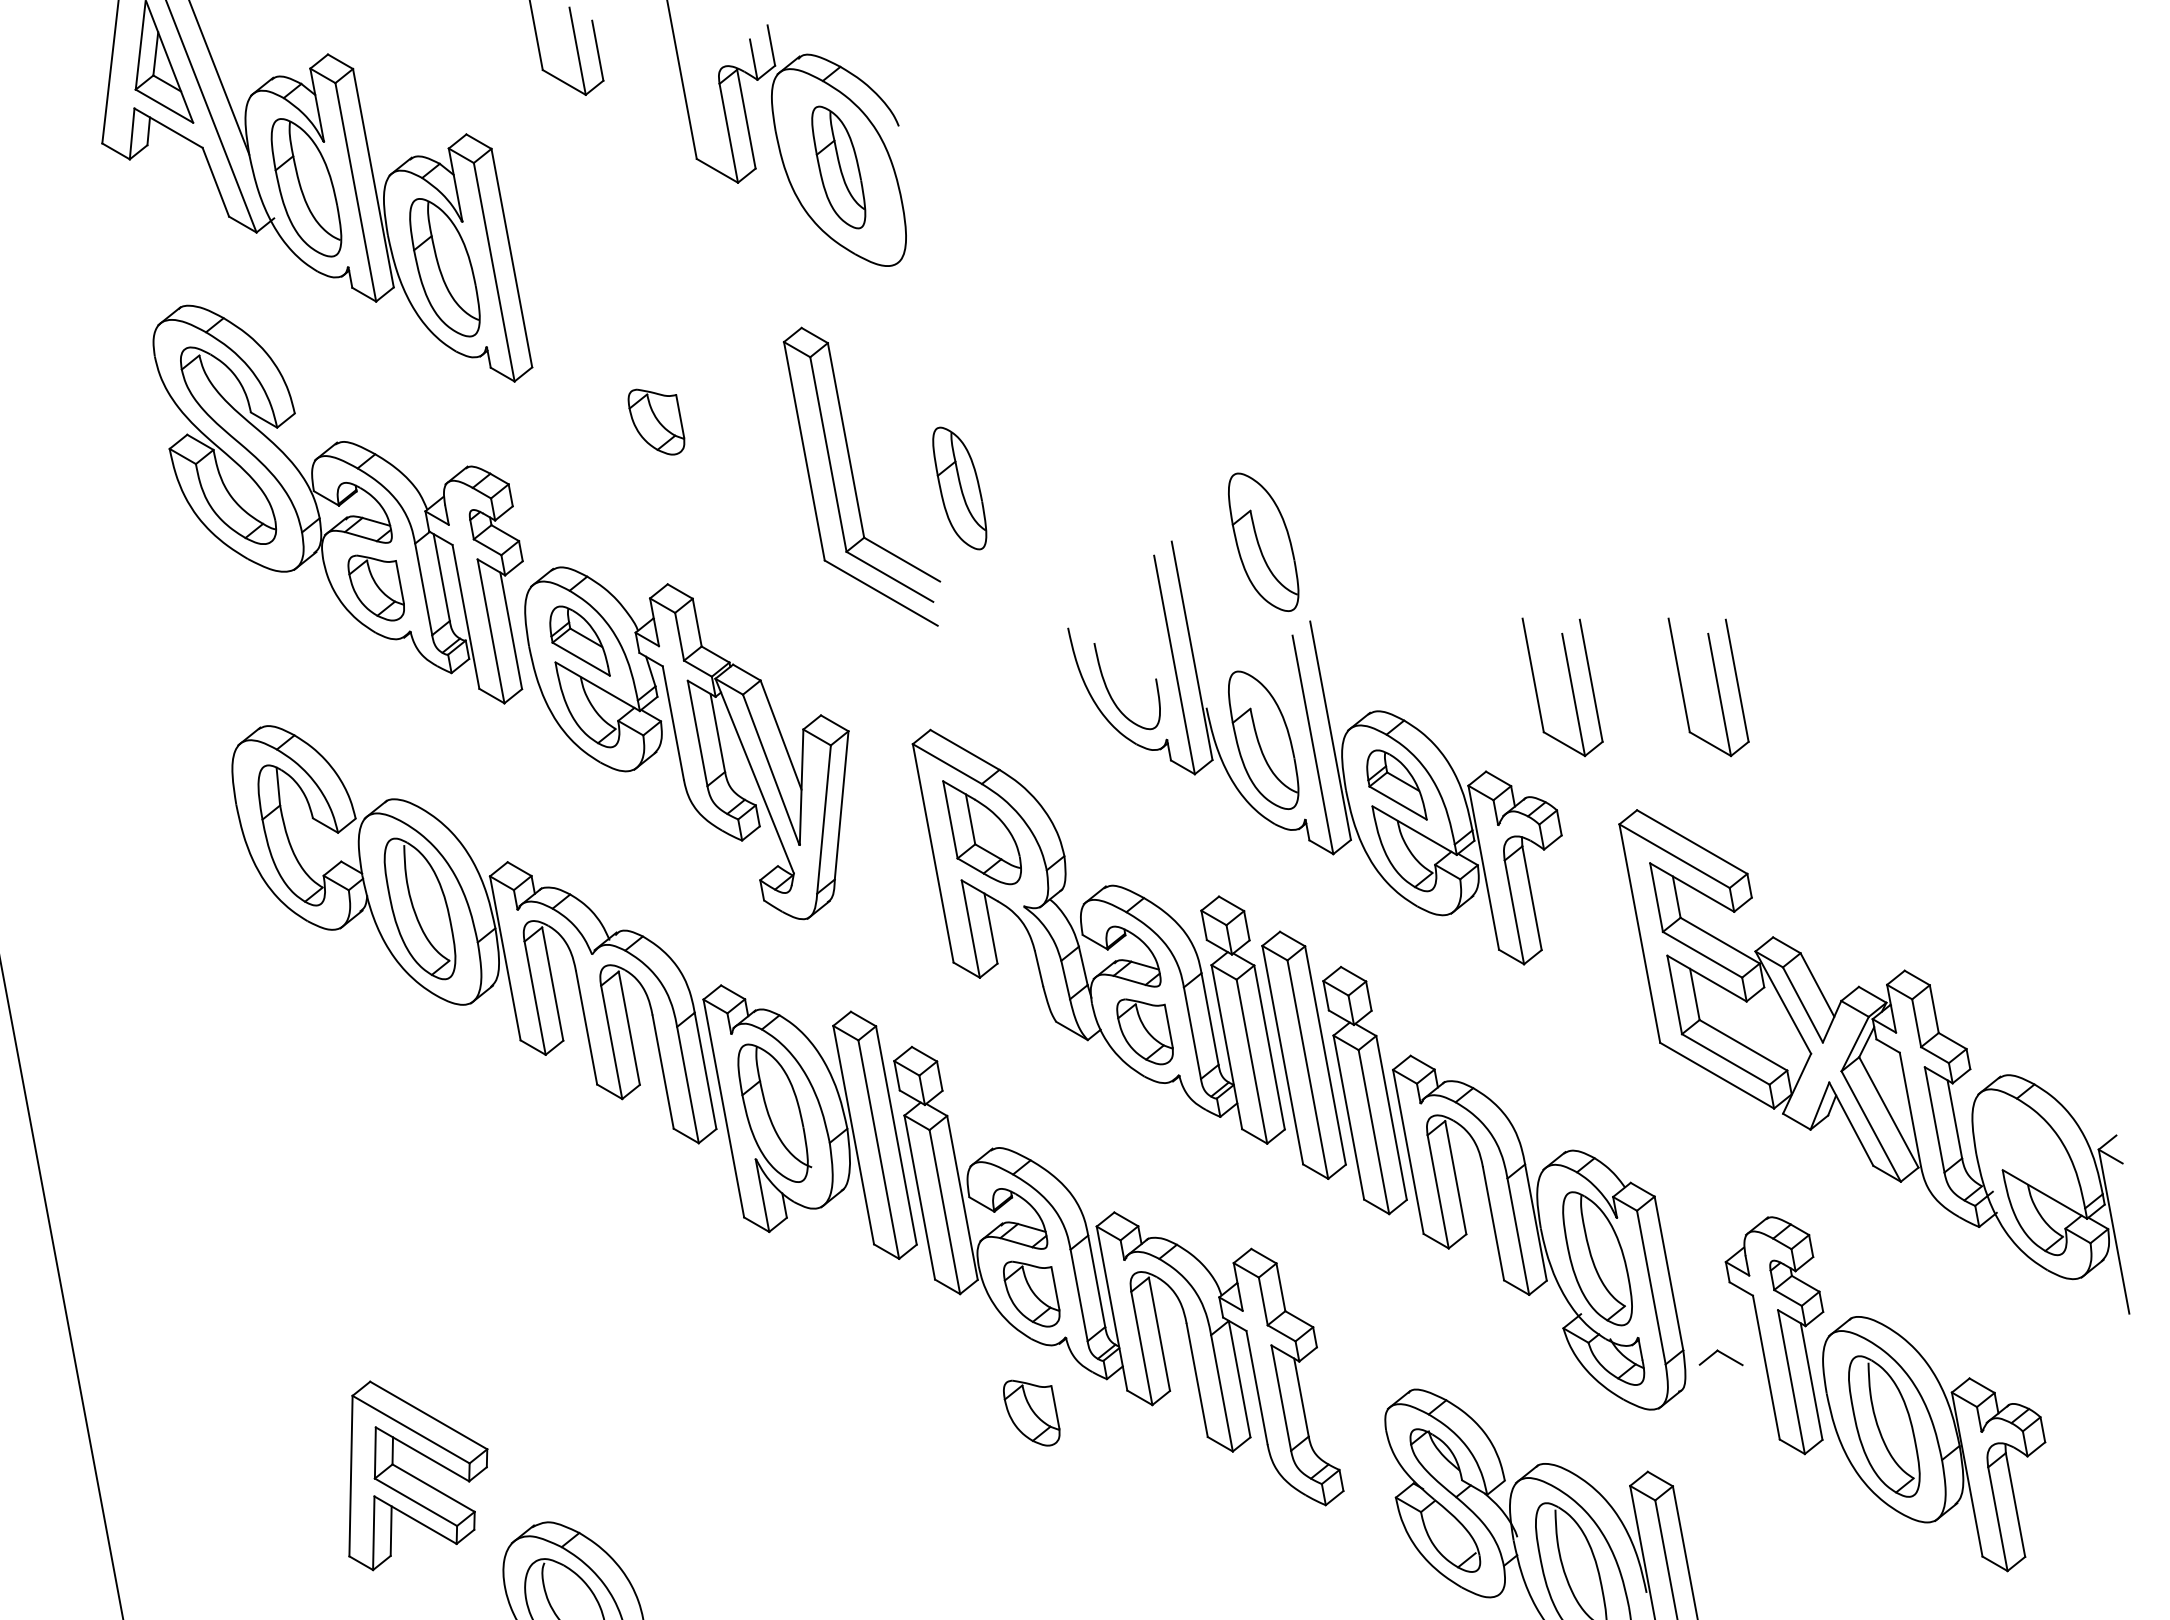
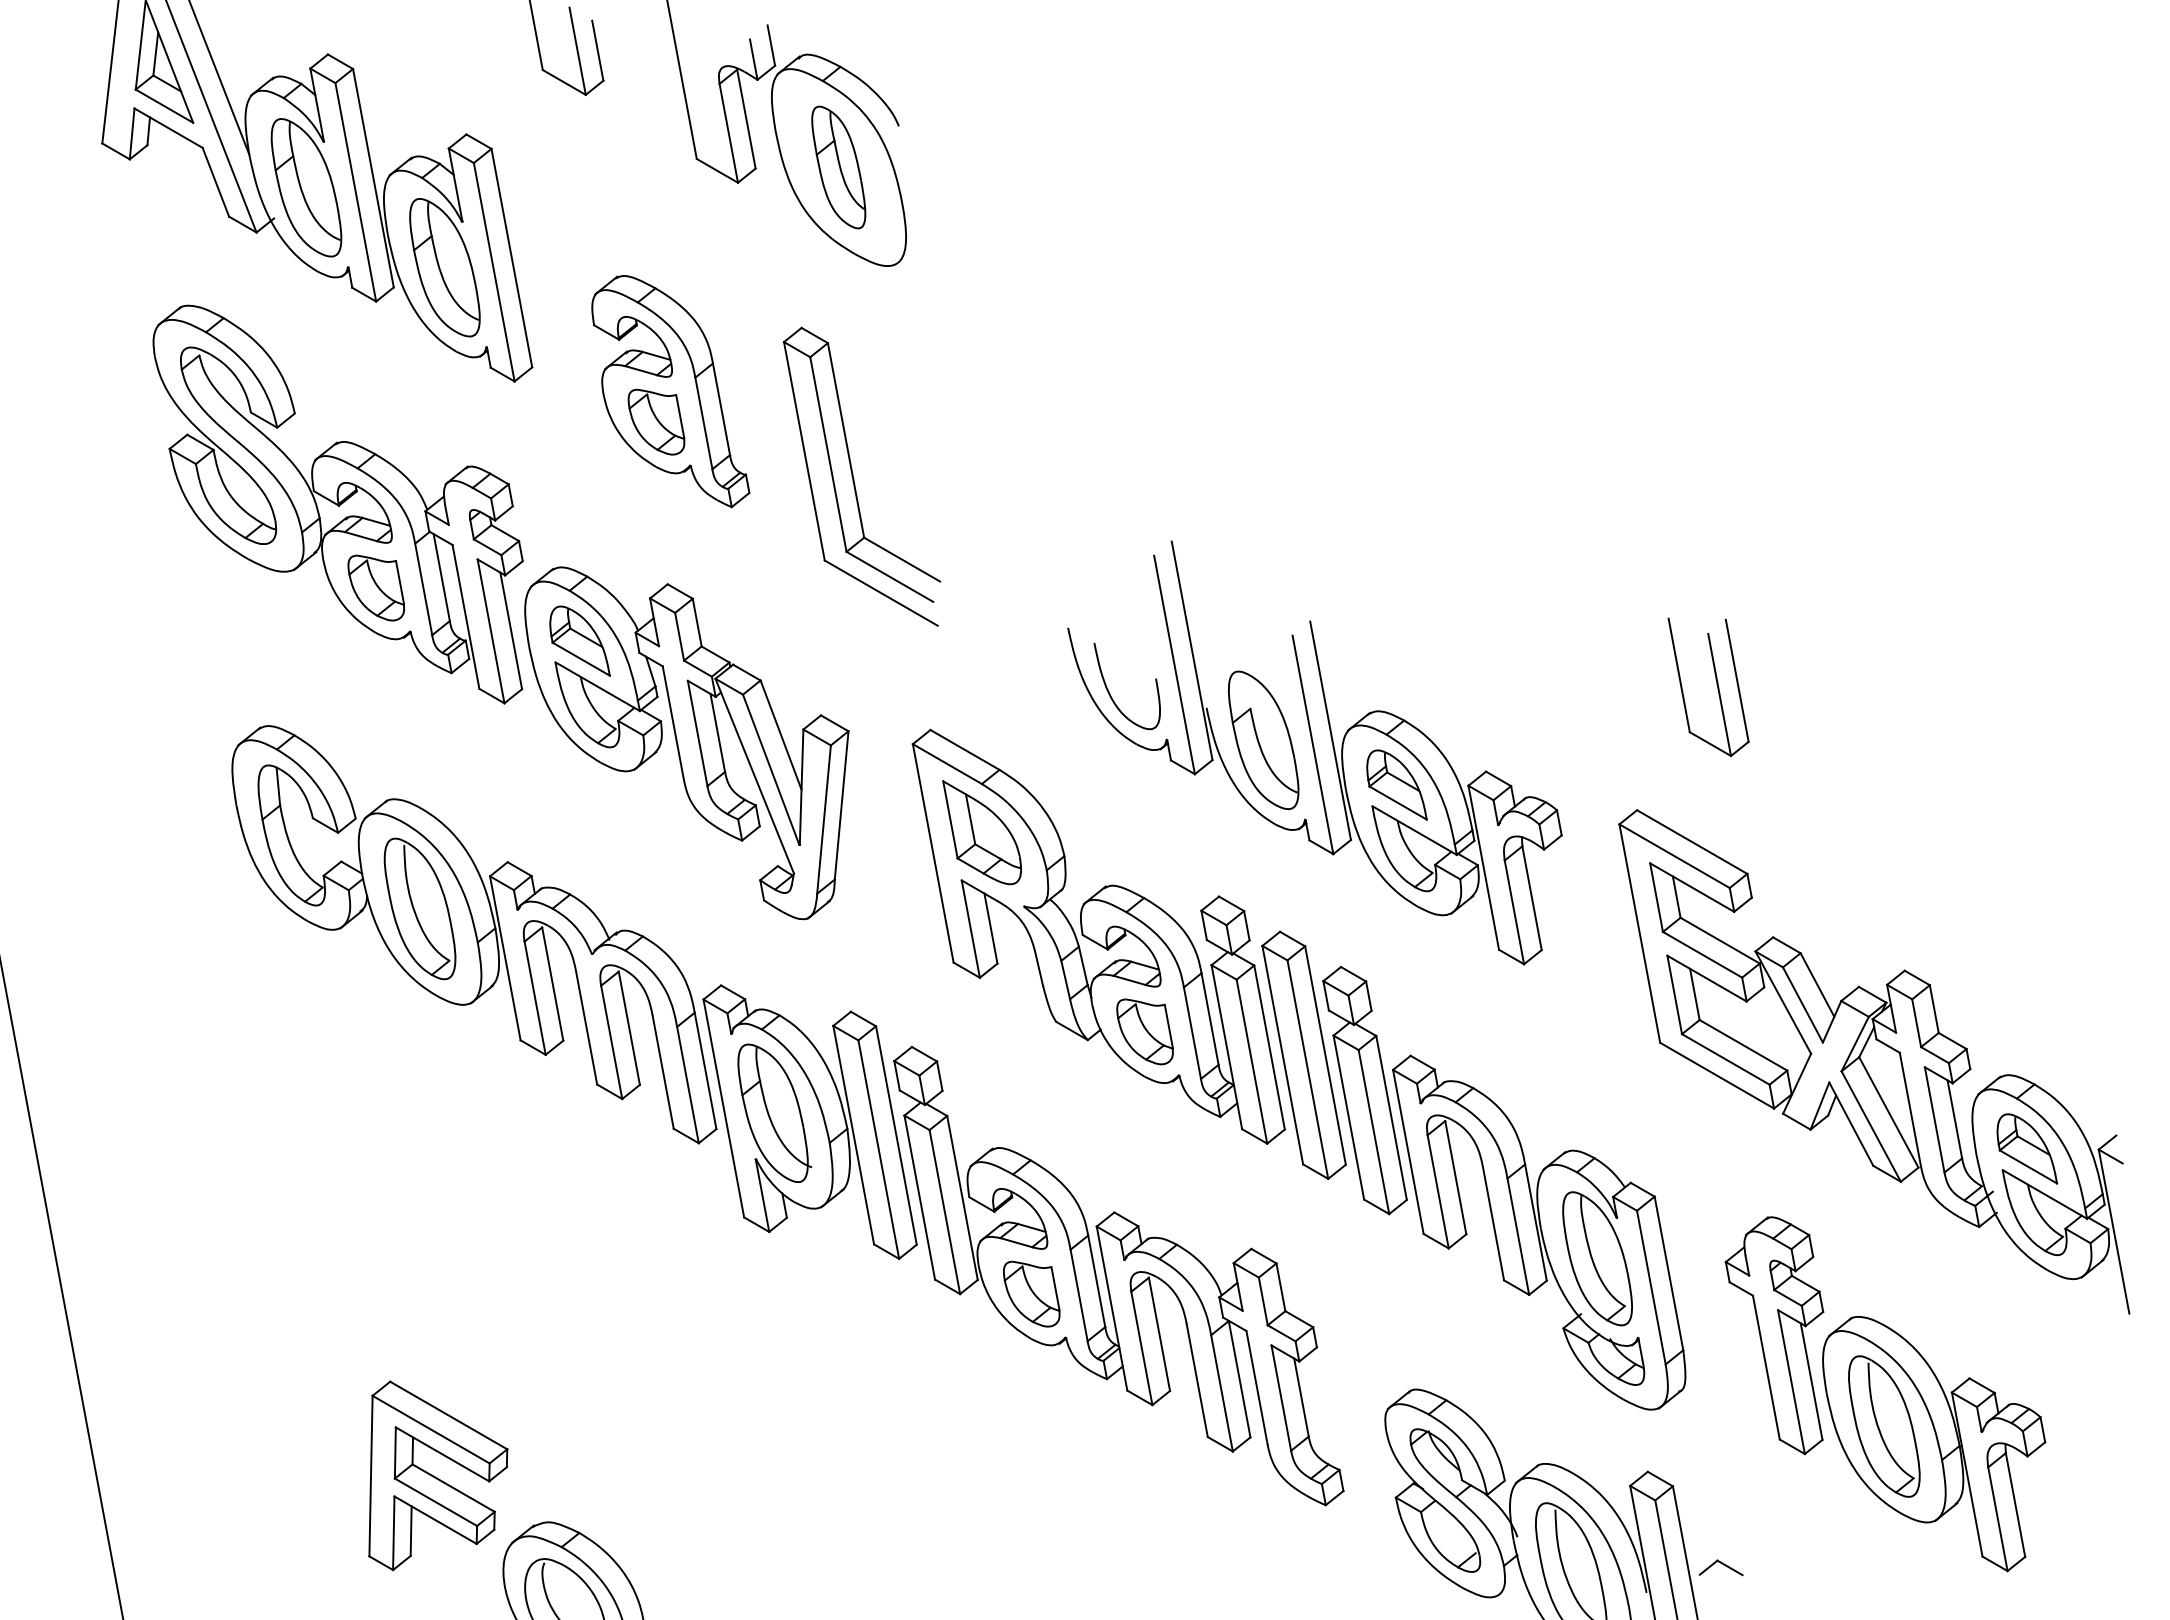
part: none -> present (670, 391)
part: present -> none (959, 488)
part: present -> none (1263, 541)
part: present -> none (1570, 684)
part: none -> present (2027, 1148)
part position: (1720, 1357) -> (1720, 1567) (1720, 1567)
part: present -> none (1031, 1412)
part position: (418, 1475) -> (438, 1475) (438, 1475)
